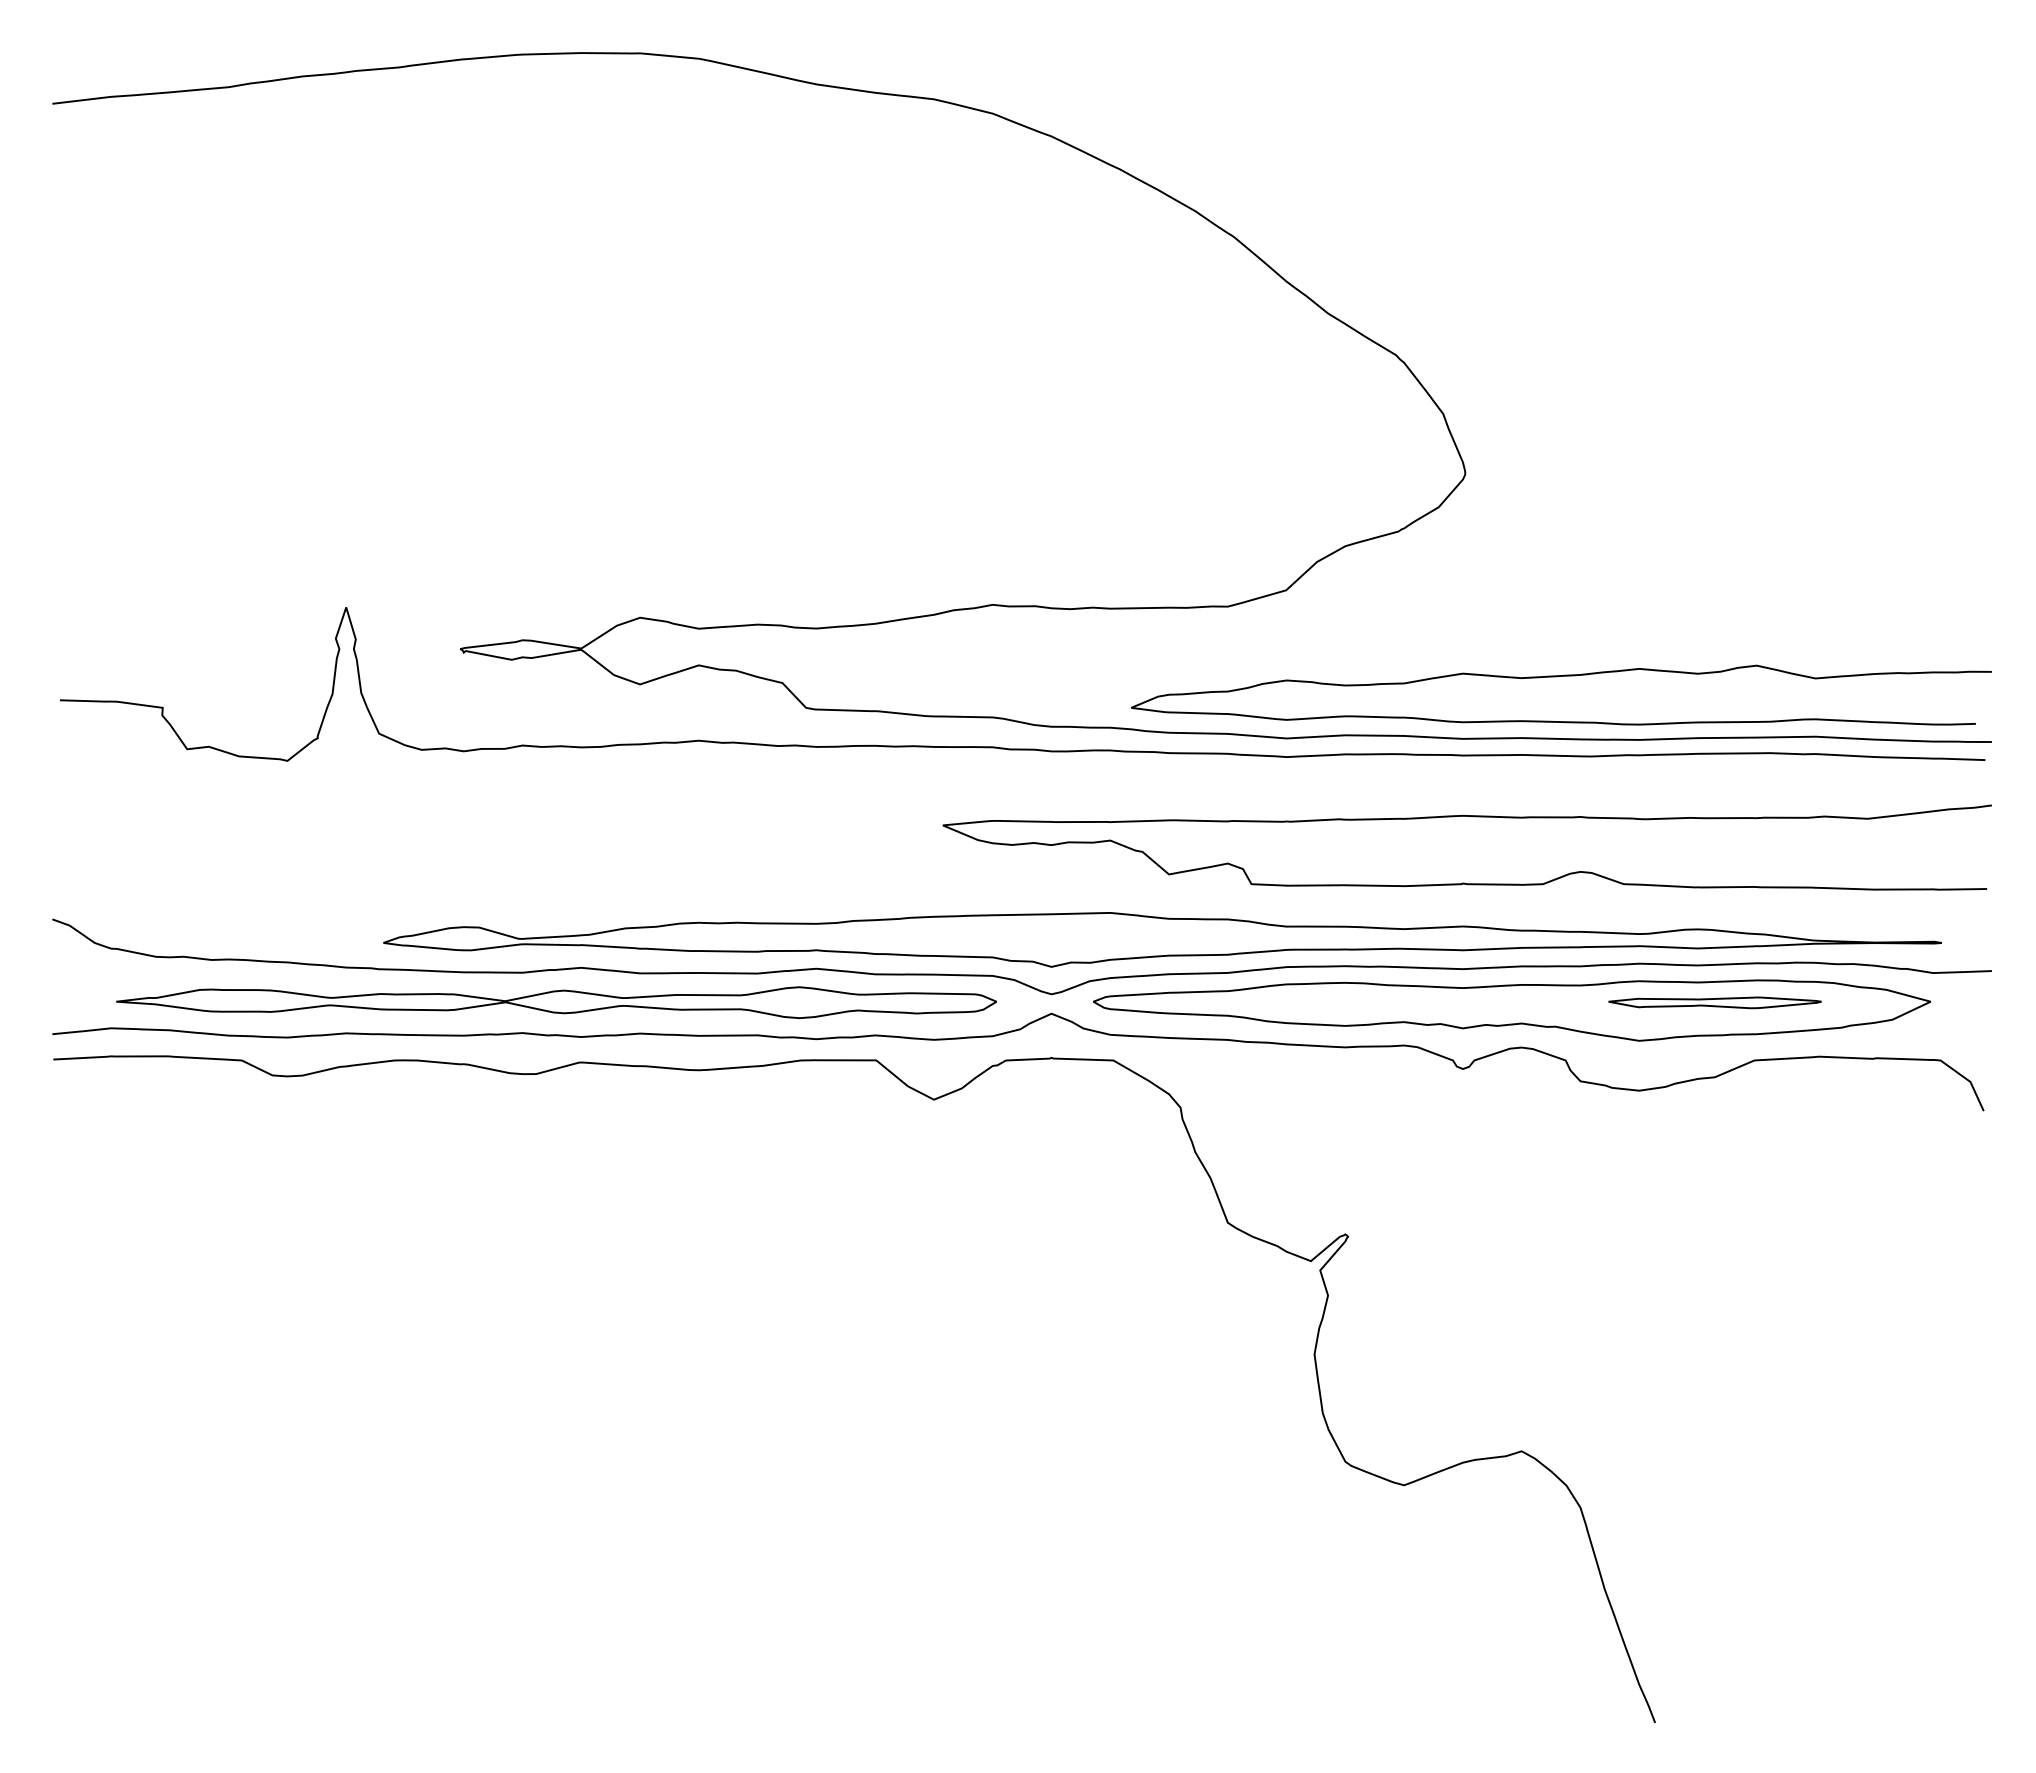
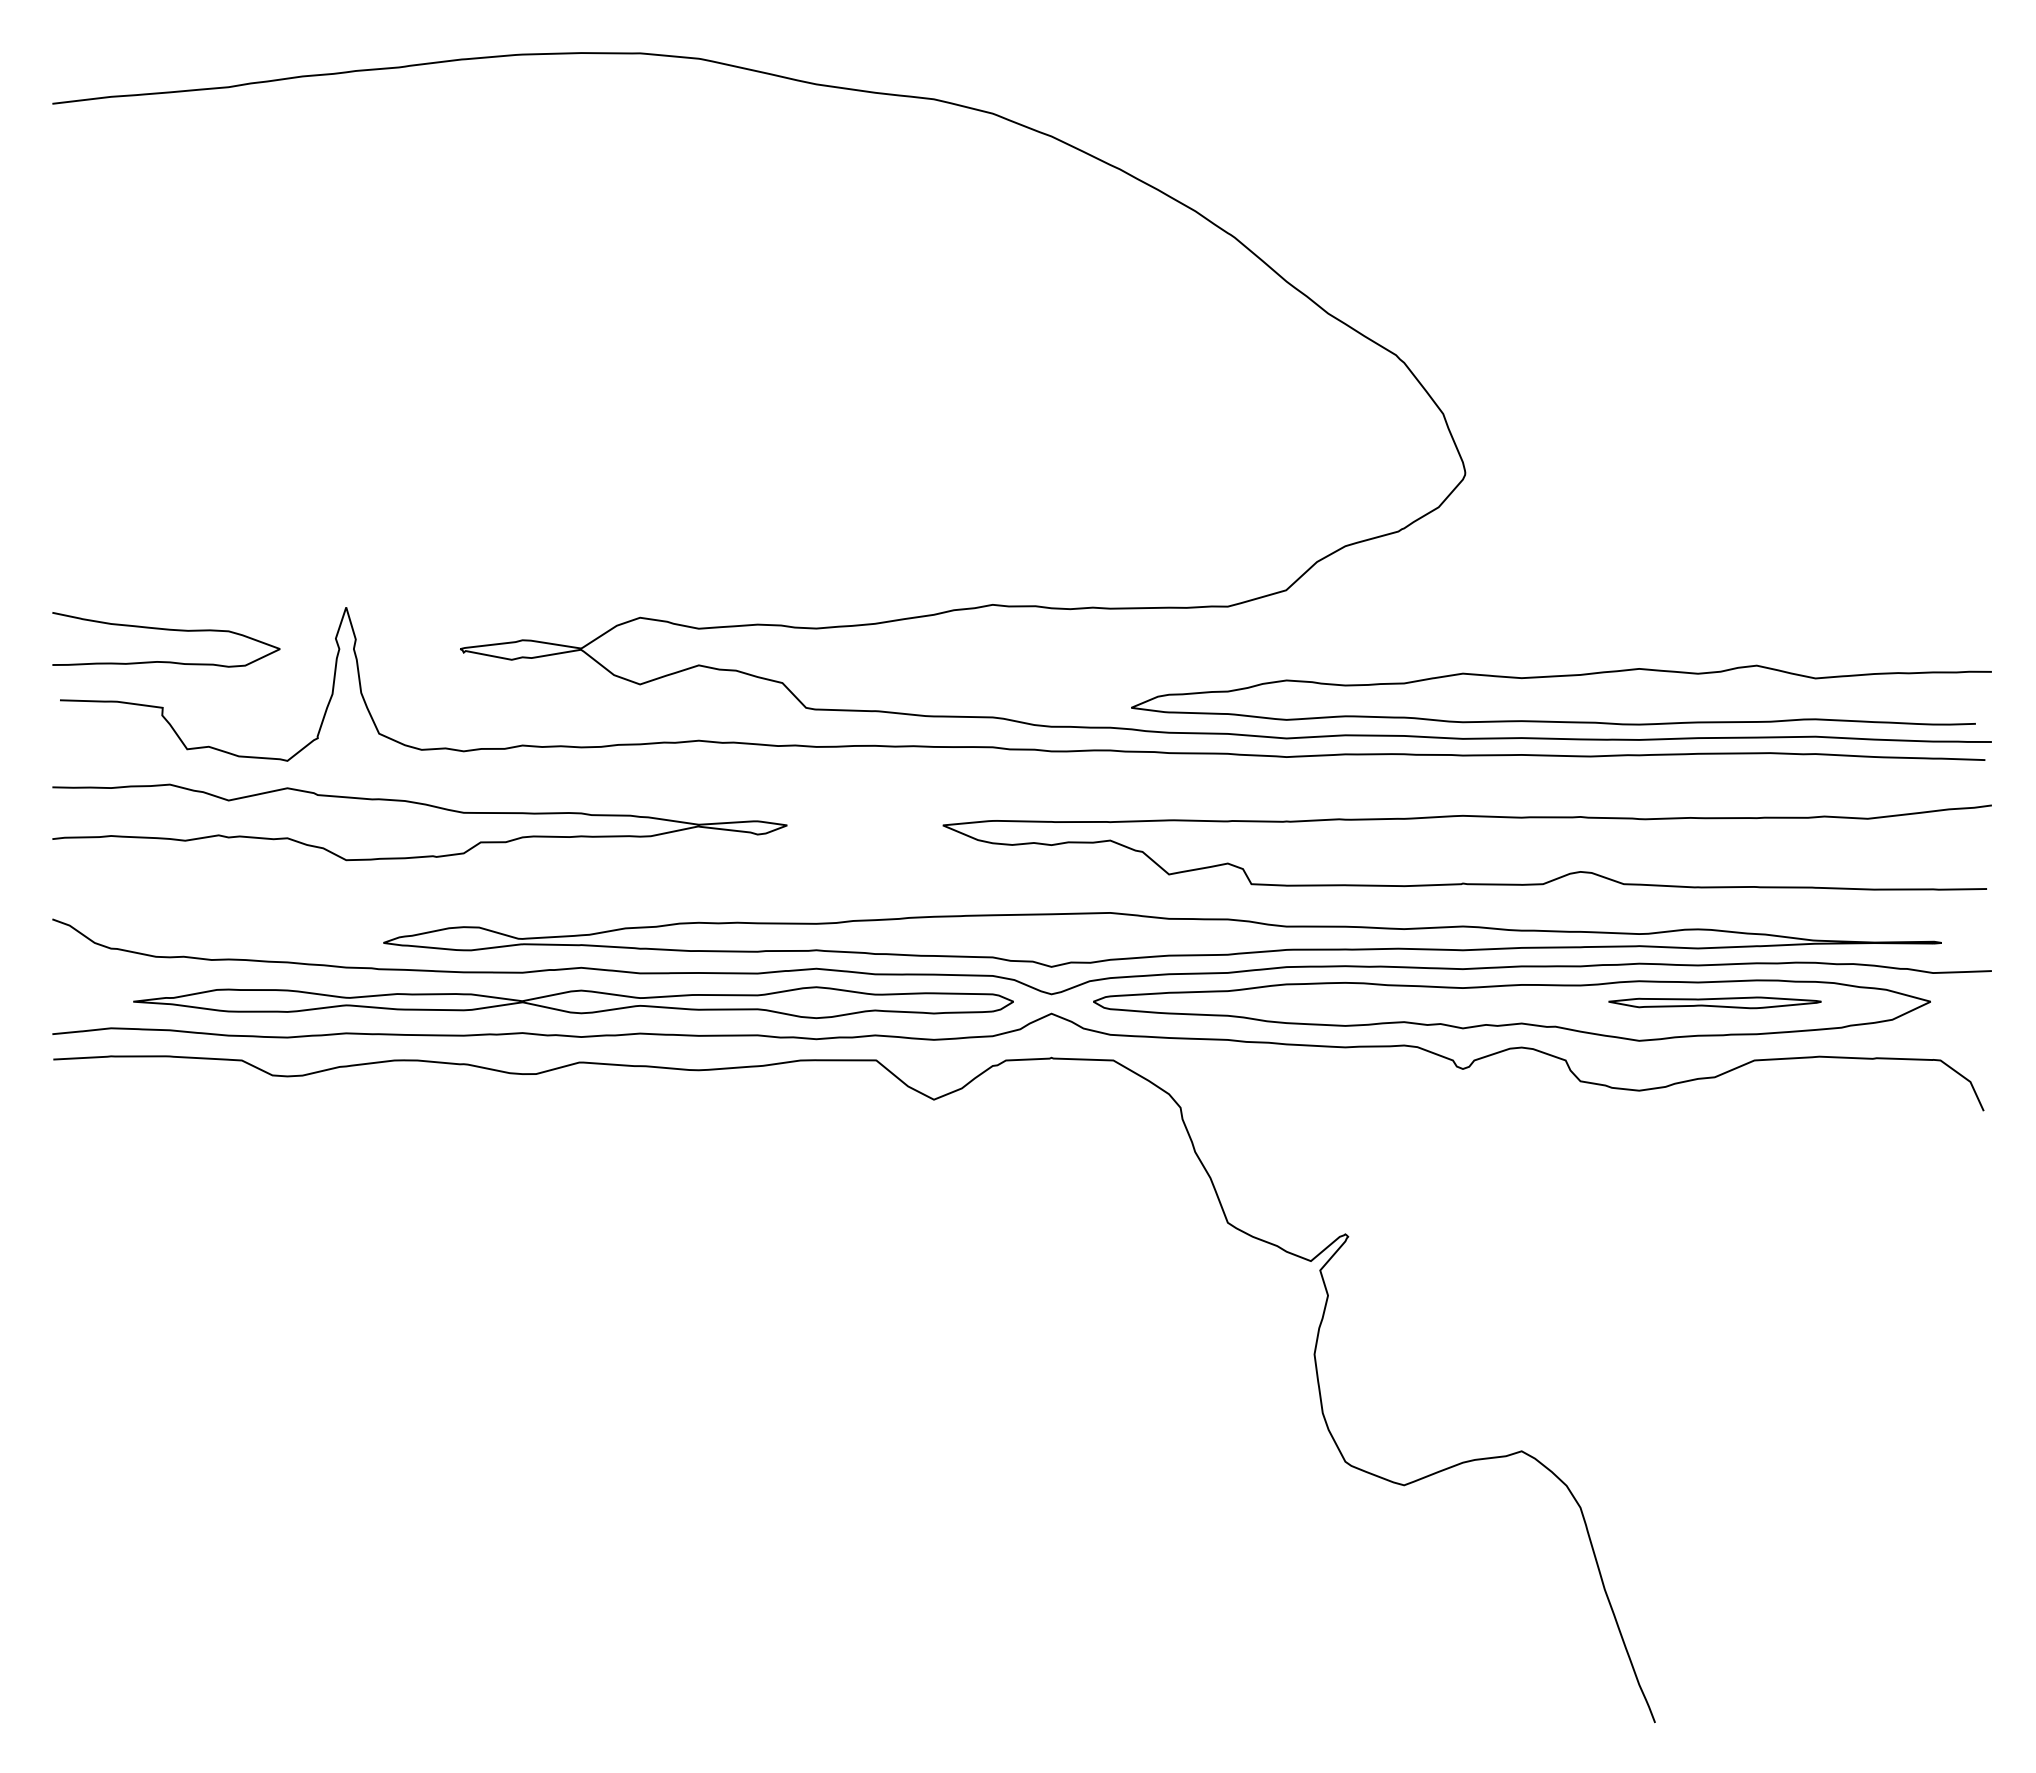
curve: none -> present (166, 630)
curve: none -> present (423, 805)
part position: (556, 1002) -> (573, 1002) (573, 1002)
